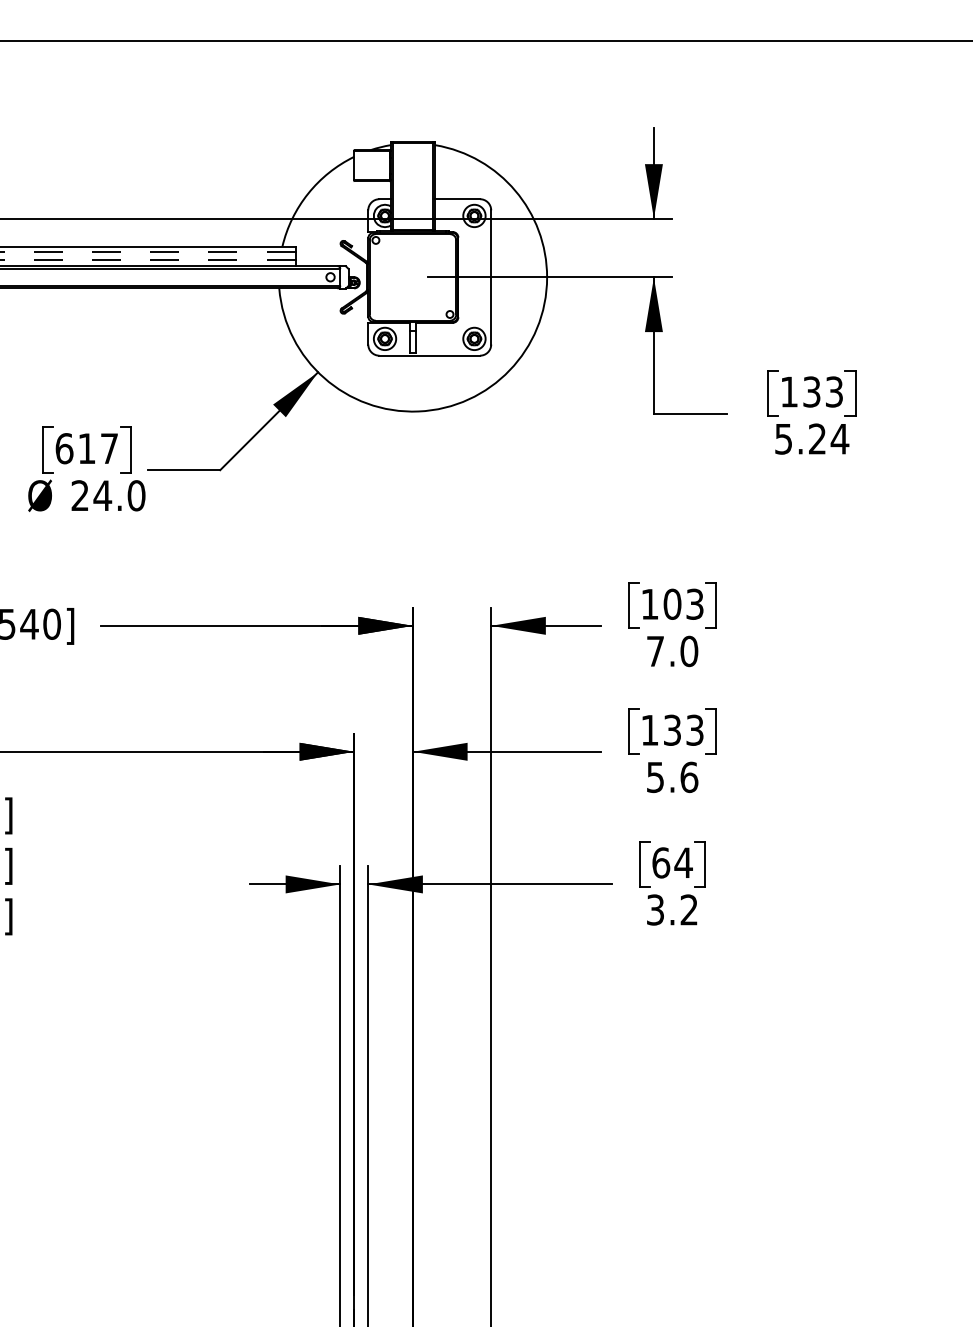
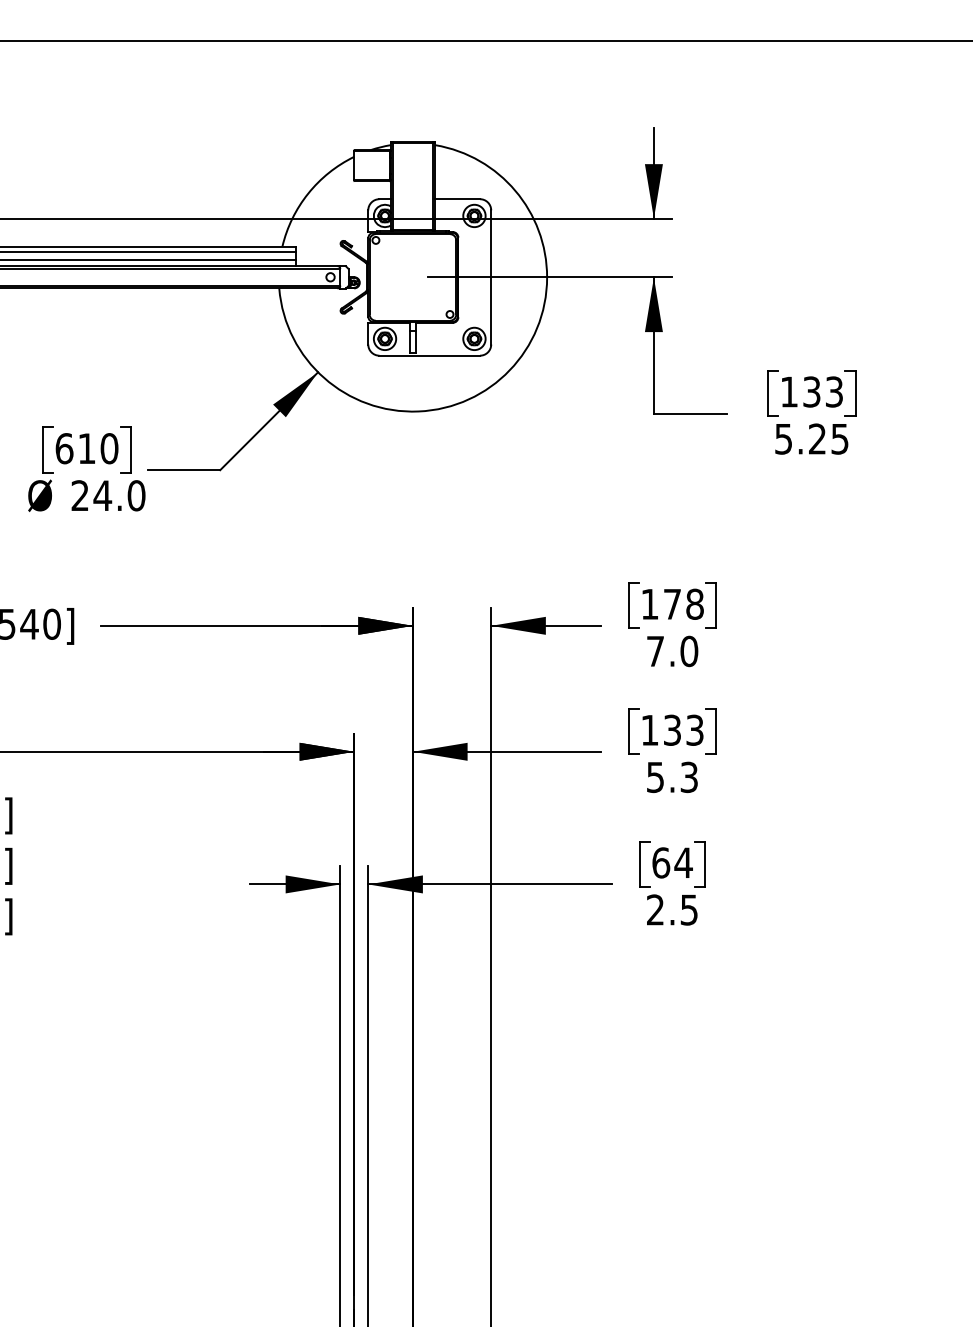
line: dashed -> solid (147, 252)
line: dashed -> solid (147, 259)
text: 5.24 -> 5.25 (839, 439)
text: 617 -> 610 (109, 448)
text: 103 -> 178 (683, 603)
text: 5.6 -> 5.3 (689, 777)
text: 3.2 -> 2.5 (672, 909)
